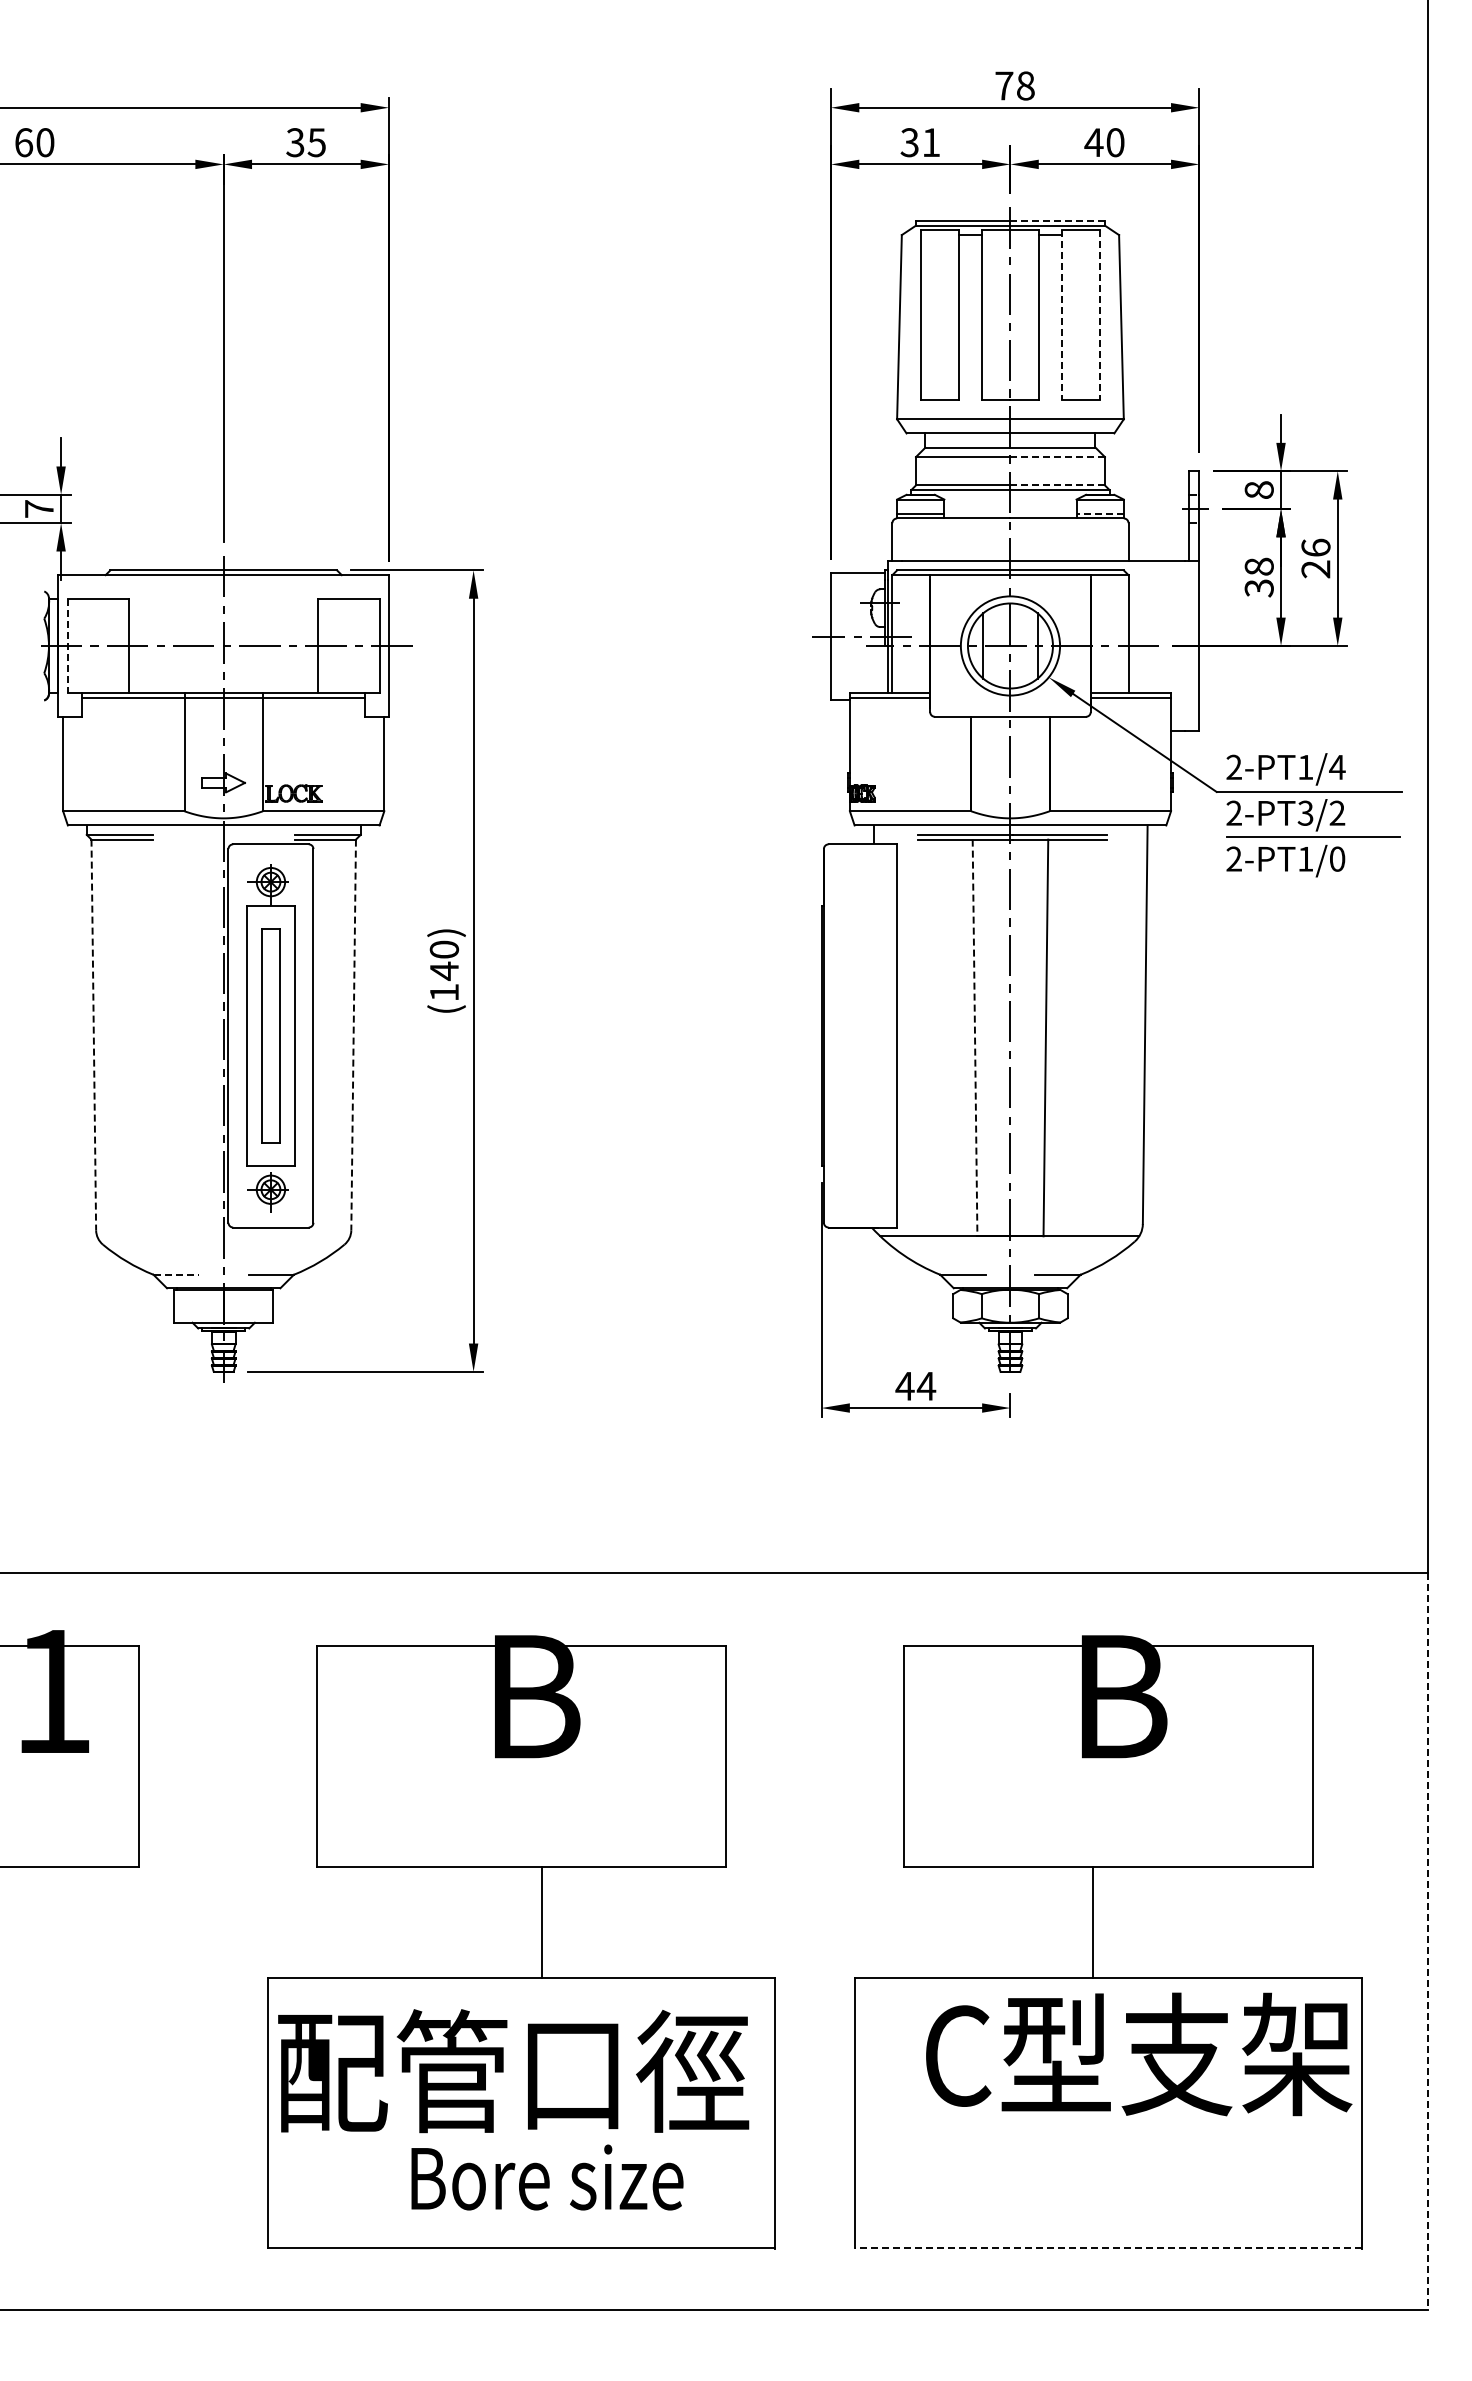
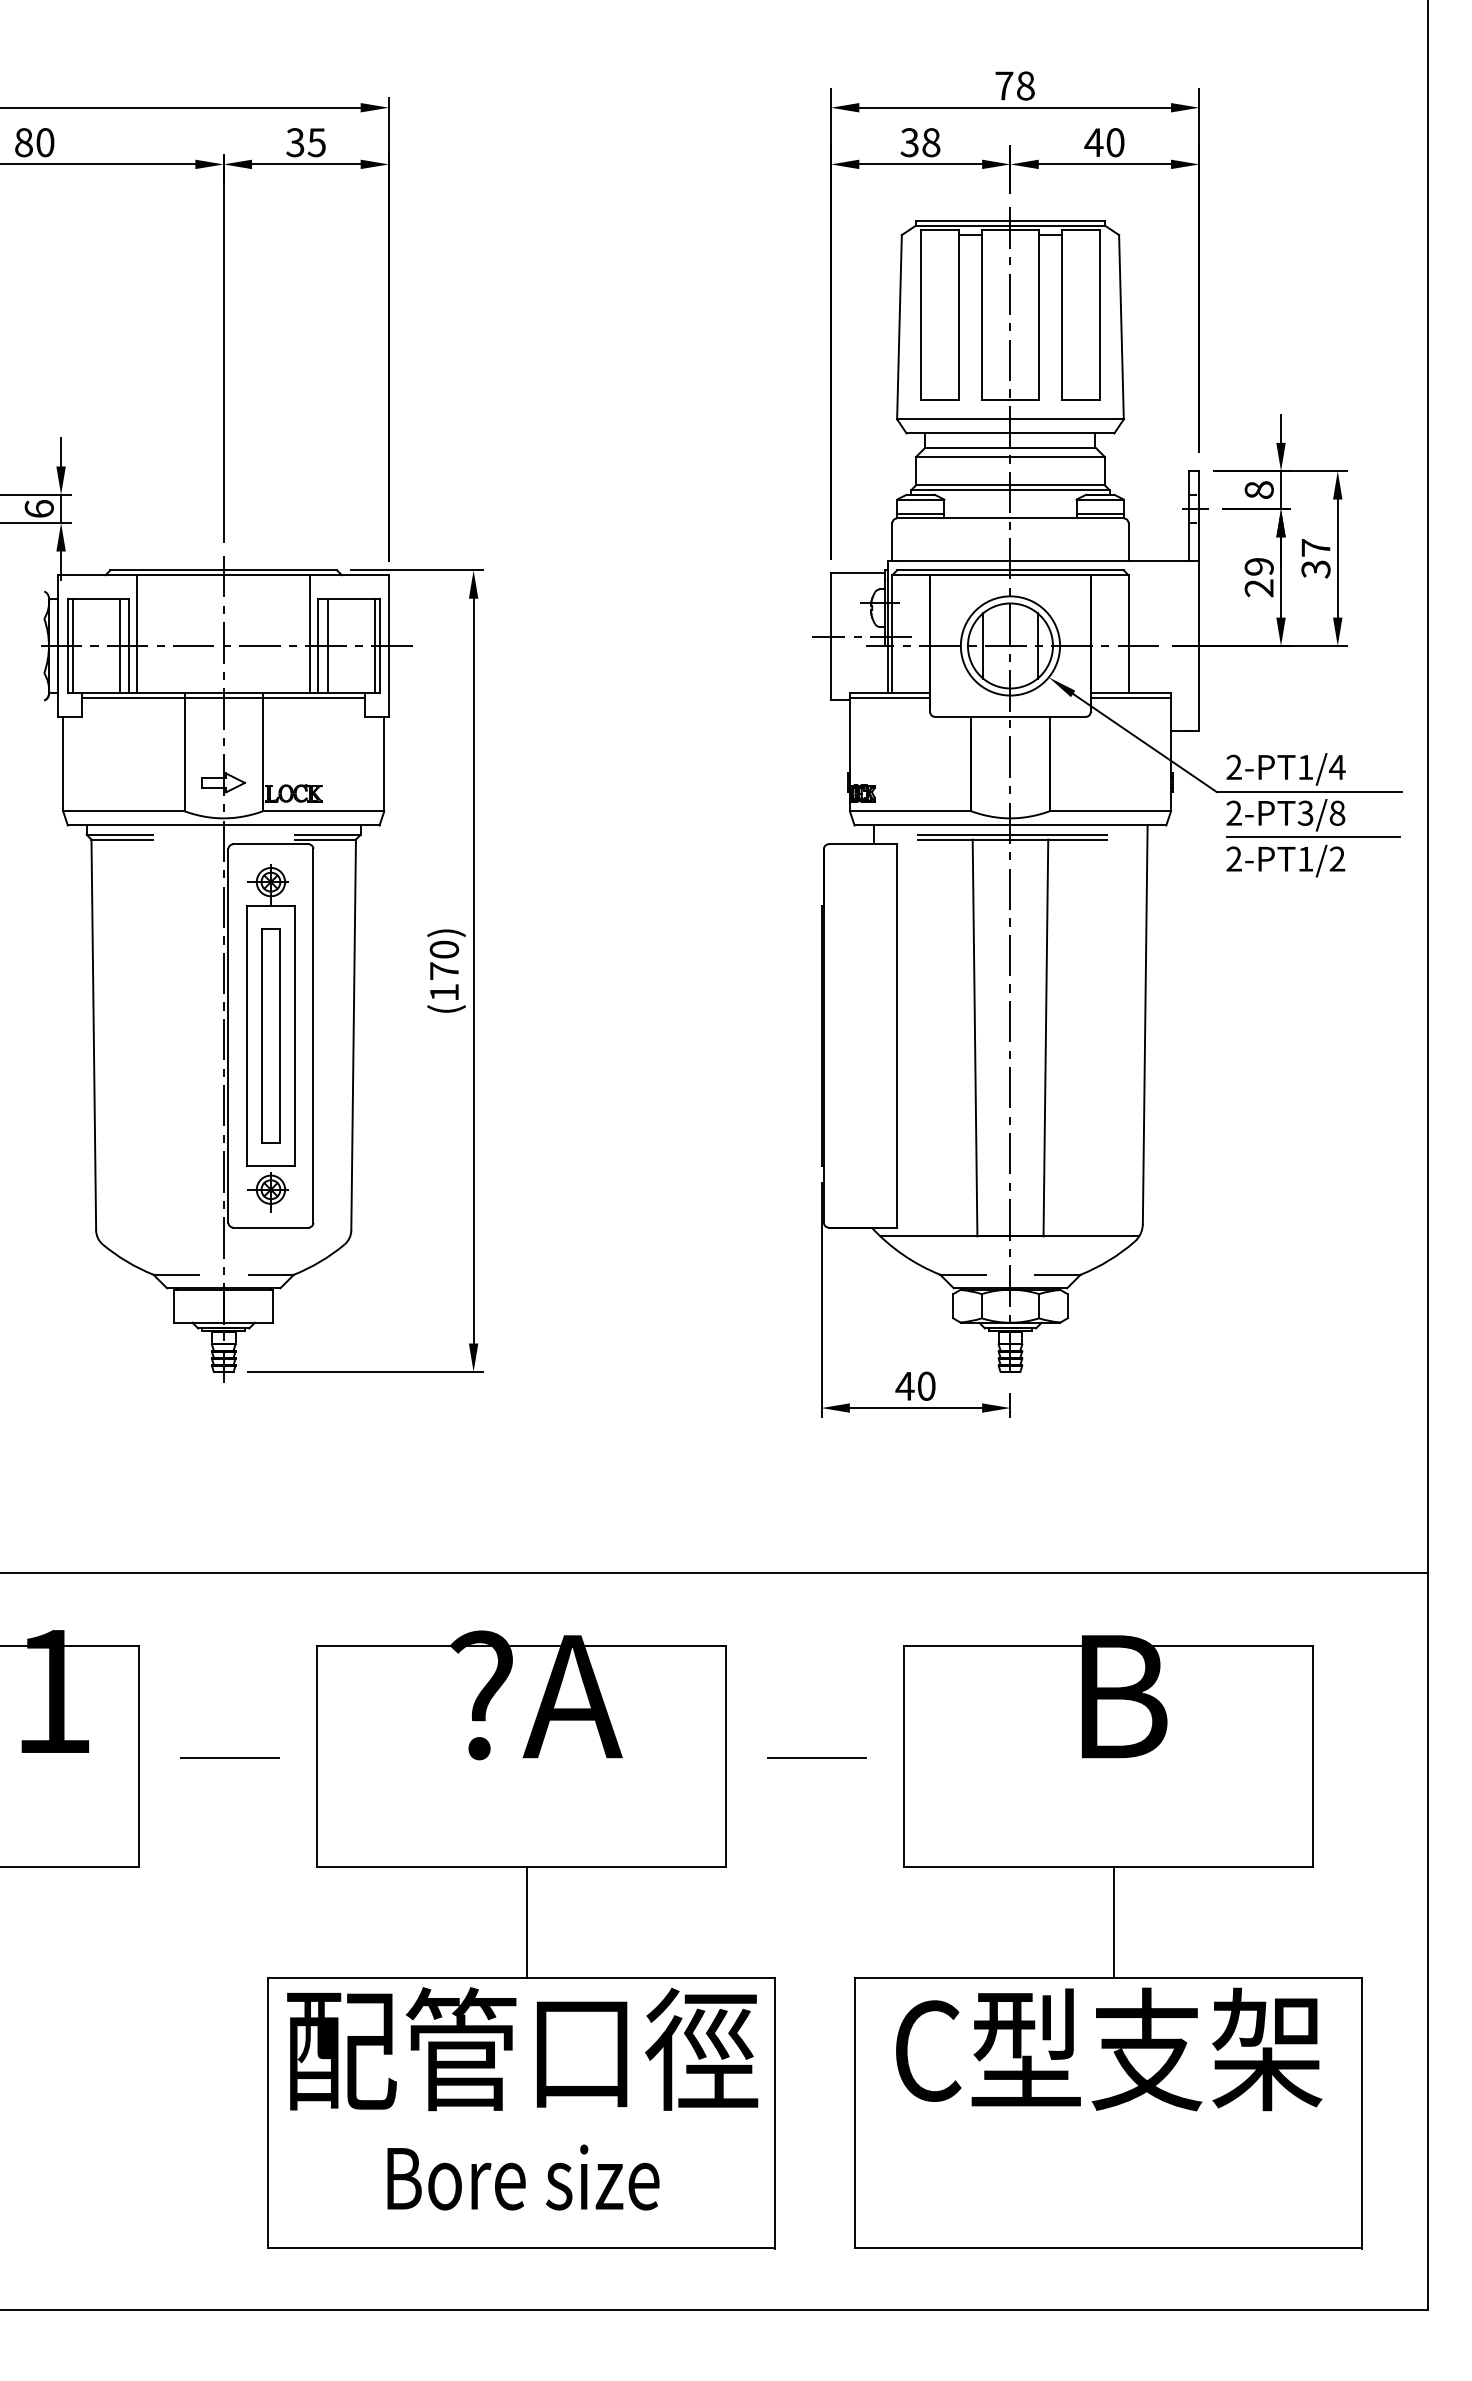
text: 60 -> 80 (24, 142)
text: 31 -> 38 (931, 142)
line: dashed -> solid (1057, 220)
line: dashed -> solid (1062, 315)
line: dashed -> solid (1100, 315)
line: dashed -> solid (1057, 457)
line: dashed -> solid (1057, 485)
text: 7 -> 6 (38, 508)
line: dashed -> solid (1100, 513)
text: 26 -> 37 (1315, 558)
text: 38 -> 29 (1258, 577)
line: none -> present (137, 634)
line: none -> present (310, 634)
line: none -> present (72, 645)
line: none -> present (119, 645)
line: none -> present (327, 645)
line: none -> present (374, 645)
line: dashed -> solid (67, 646)
text: 2-PT3/2 -> 2-PT3/8 (1337, 812)
text: 2-PT1/0 -> 2-PT1/2 (1337, 858)
text: (140) -> (170) (444, 970)
line: dashed -> solid (93, 1035)
line: dashed -> solid (353, 1035)
line: dashed -> solid (975, 1038)
line: dashed -> solid (176, 1274)
text: 44 -> 40 (926, 1385)
text: B -> ?A (536, 1695)
line: none -> present (229, 1757)
line: none -> present (816, 1757)
line position: (541, 1922) -> (526, 1922) (526, 1922)
line position: (1092, 1922) -> (1113, 1922) (1113, 1922)
line: dashed -> solid (1427, 1941)
text position: (1139, 2054) -> (1109, 2049) (1109, 2049)
text position: (513, 2071) -> (522, 2049) (522, 2049)
text position: (547, 2177) -> (523, 2177) (523, 2177)
line: dashed -> solid (1108, 2248)
